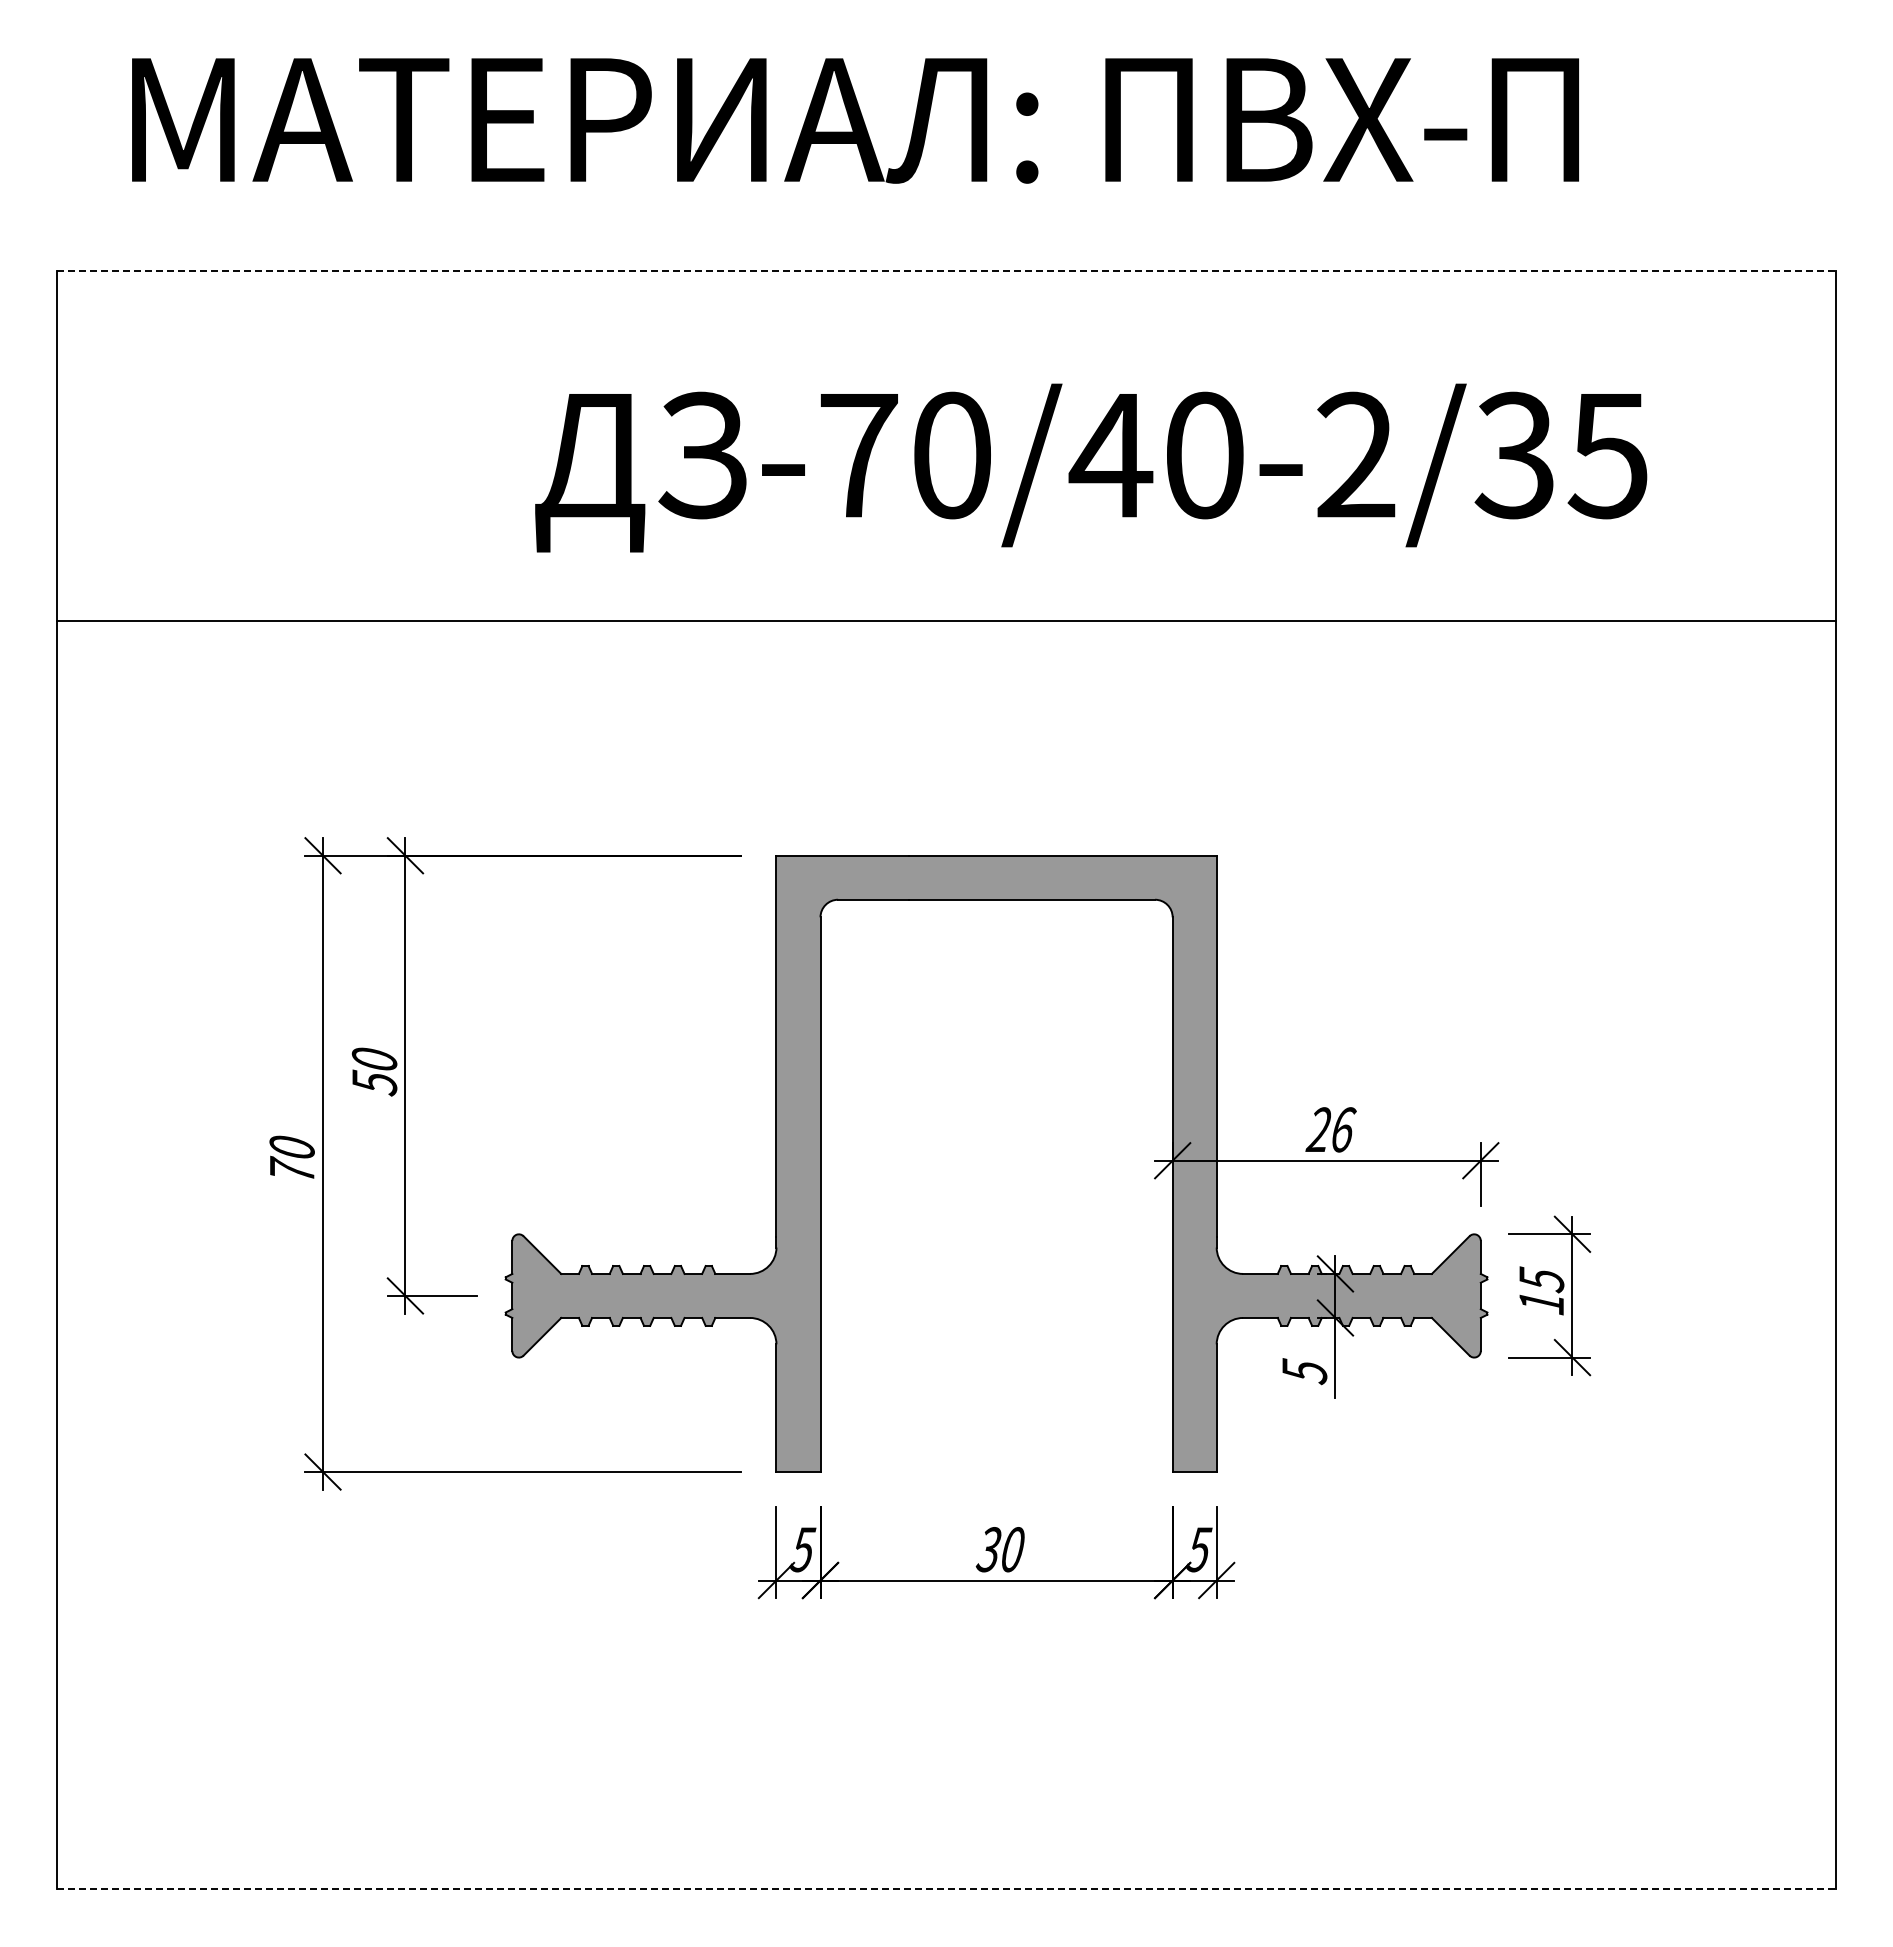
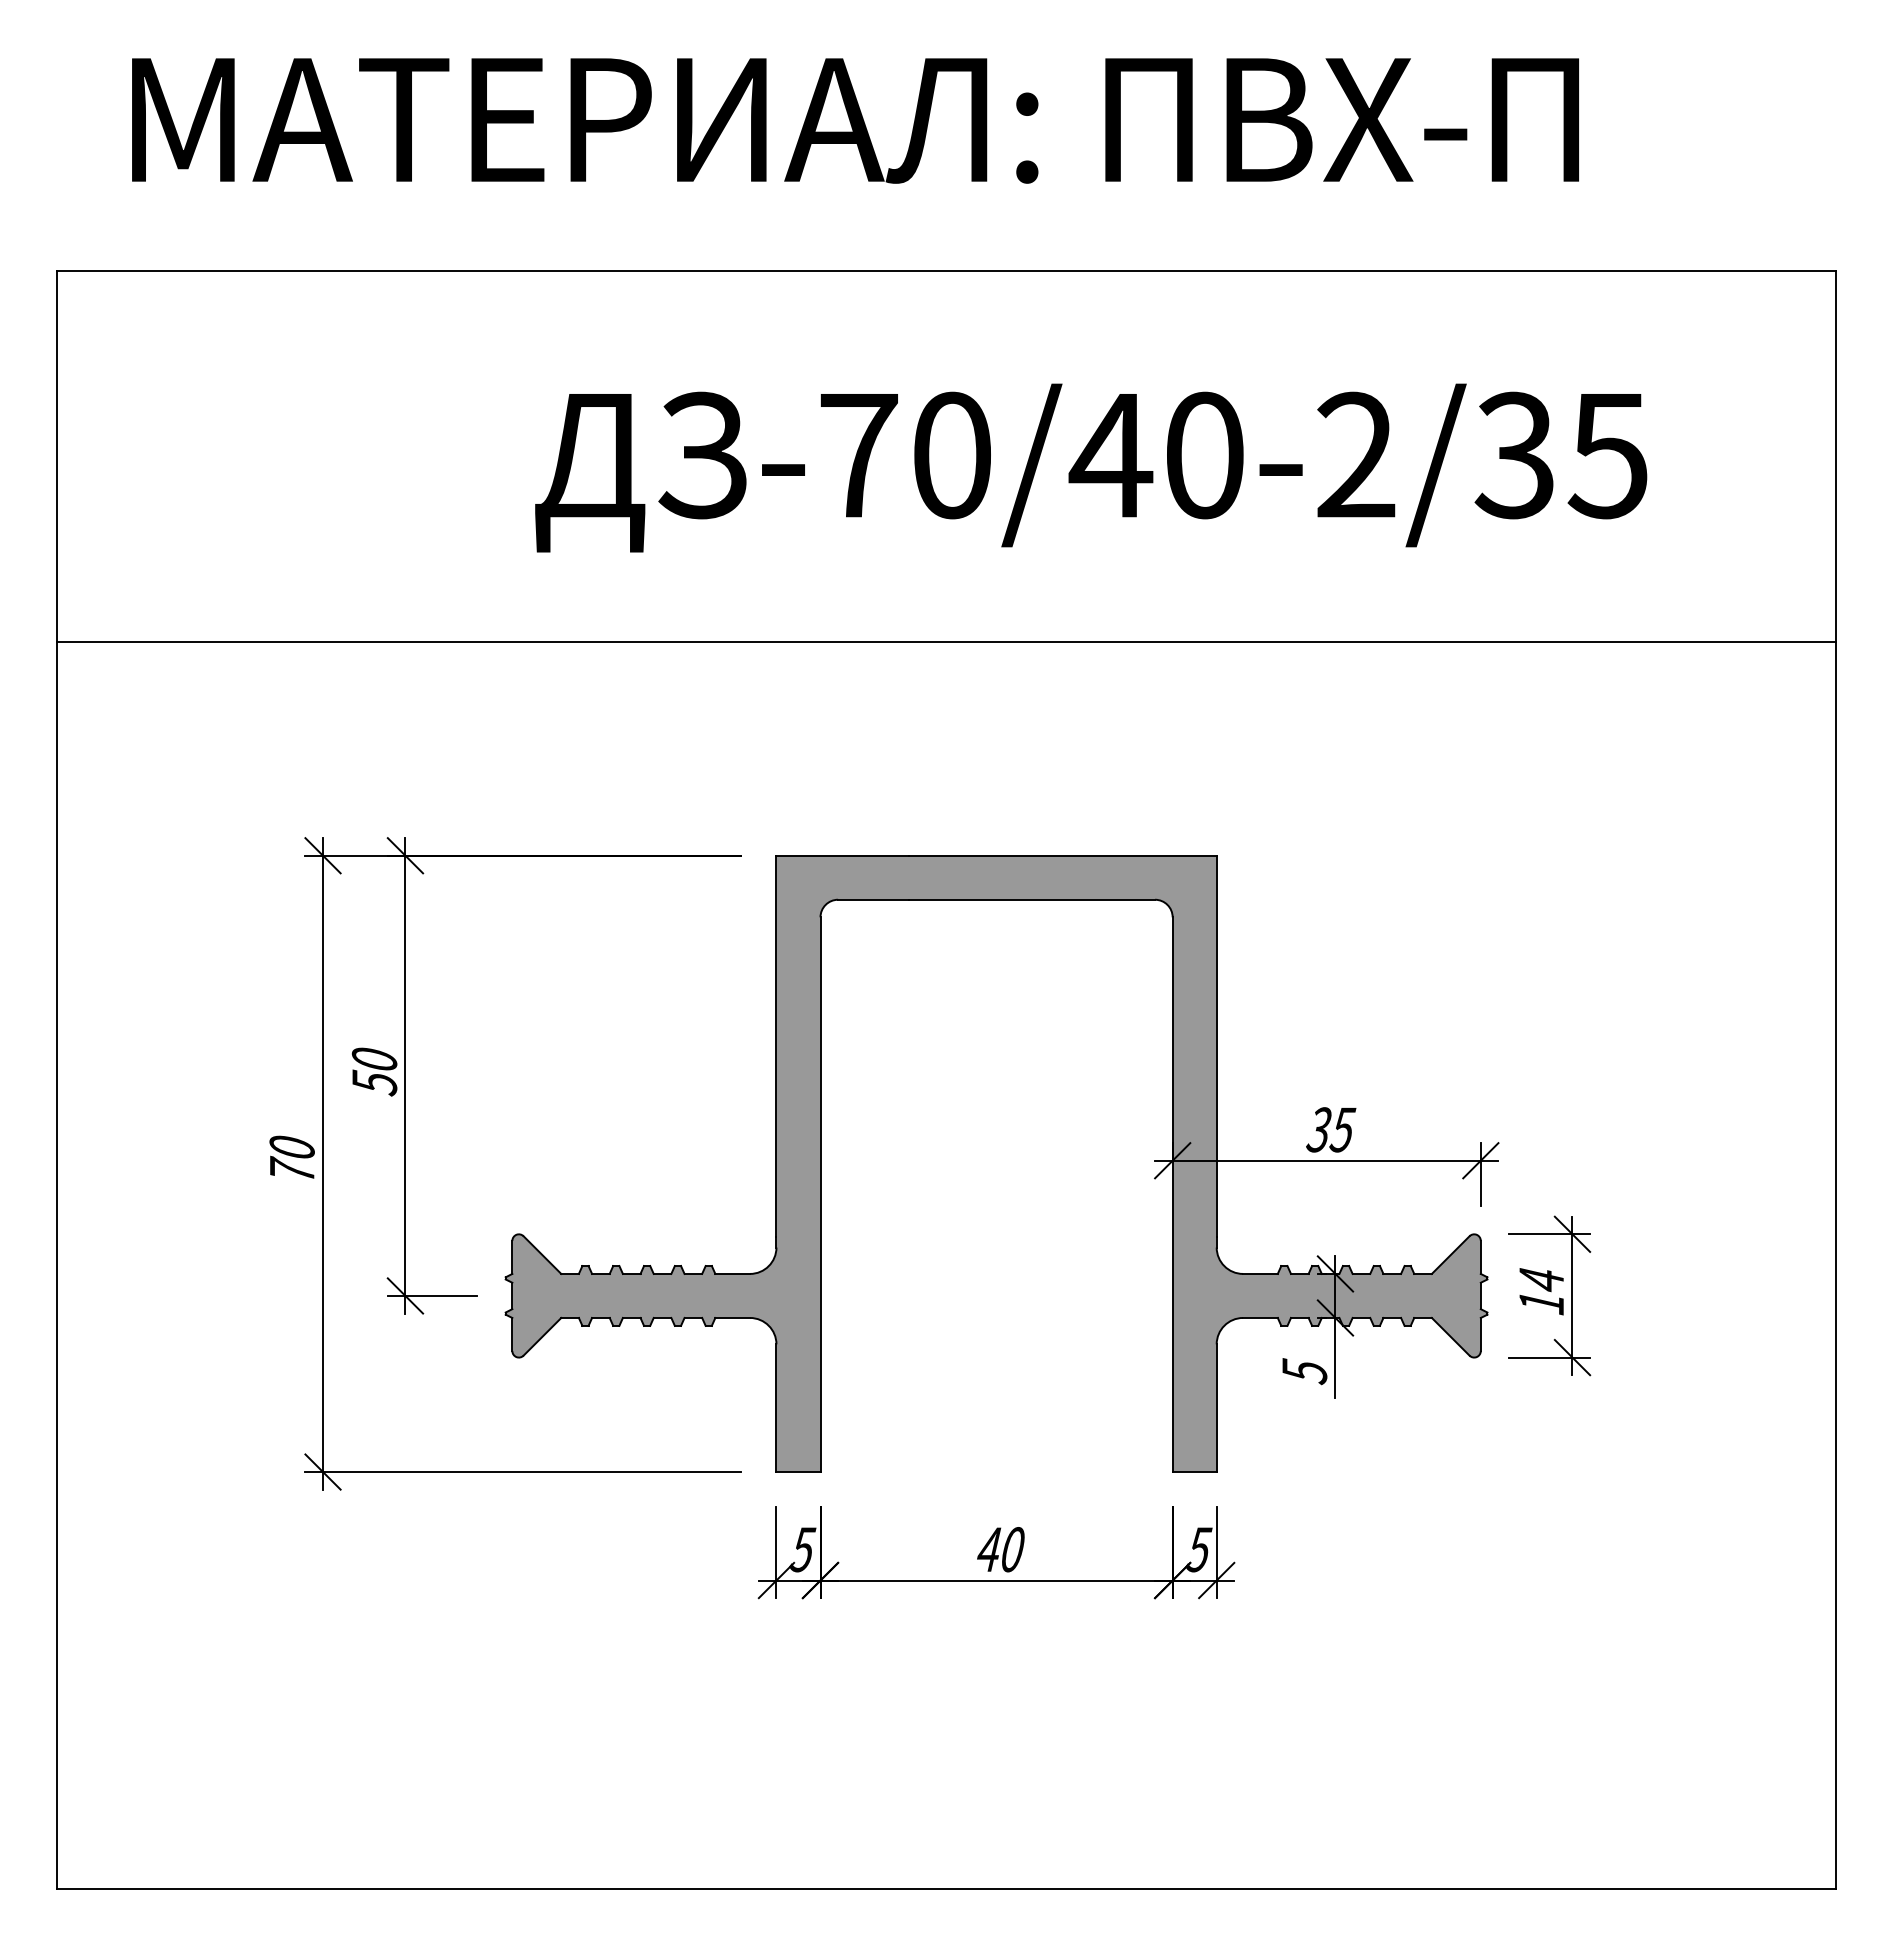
line: dashed -> solid (946, 270)
line position: (946, 621) -> (946, 642) (946, 642)
text: 26 -> 35 (1330, 1129)
text: 15 -> 14 (1541, 1279)
text: 30 -> 40 (988, 1549)
line: dashed -> solid (946, 1888)
